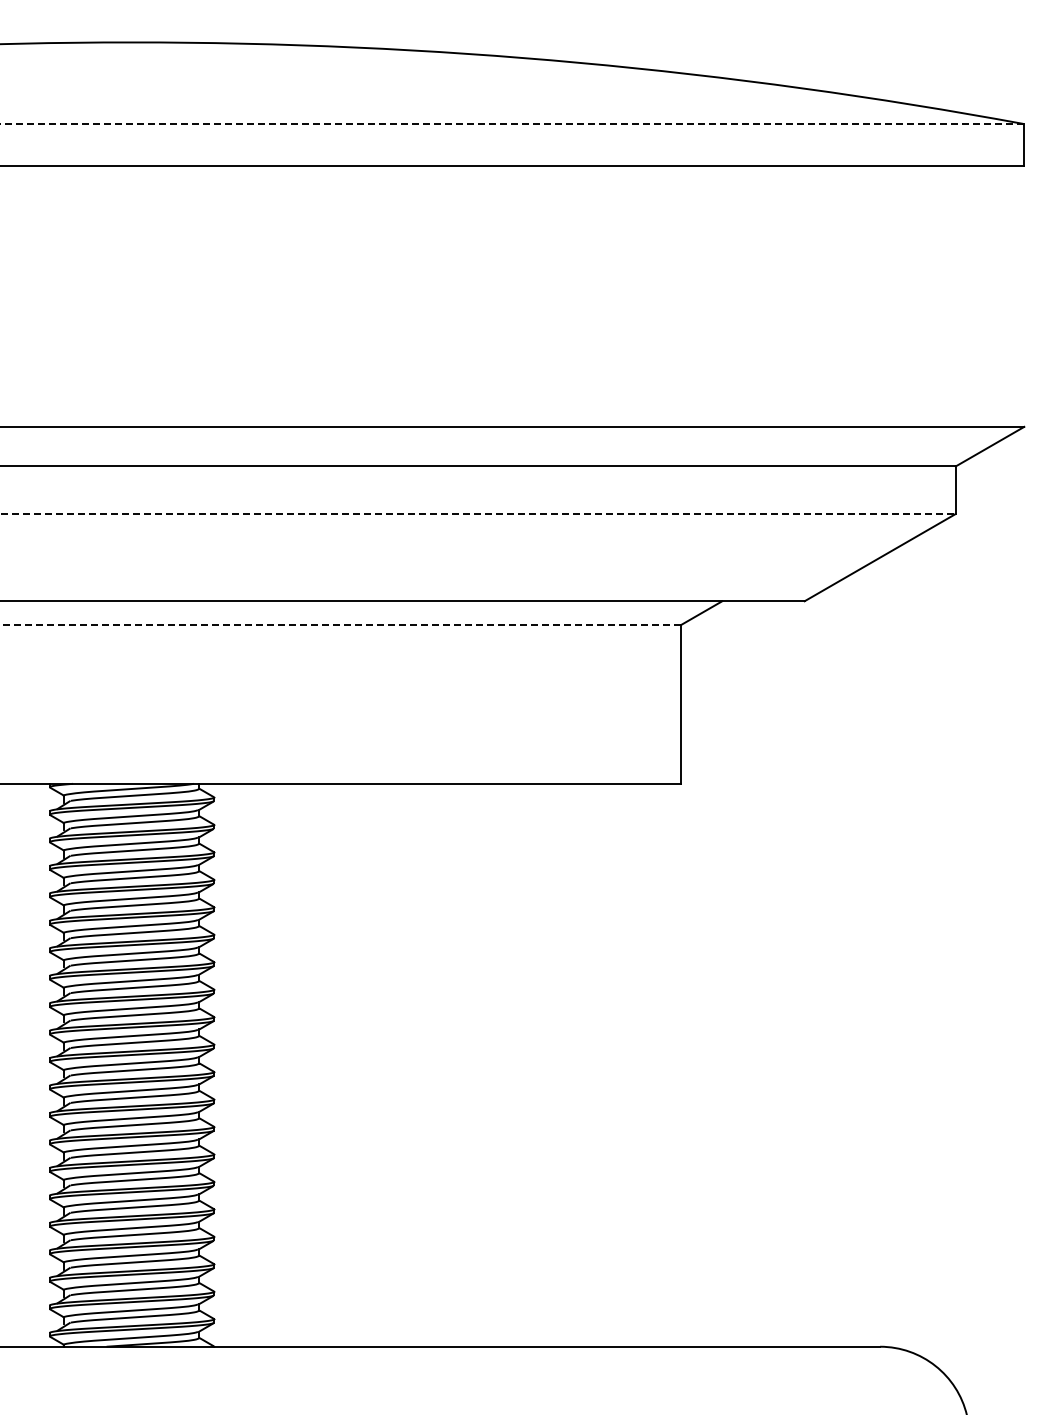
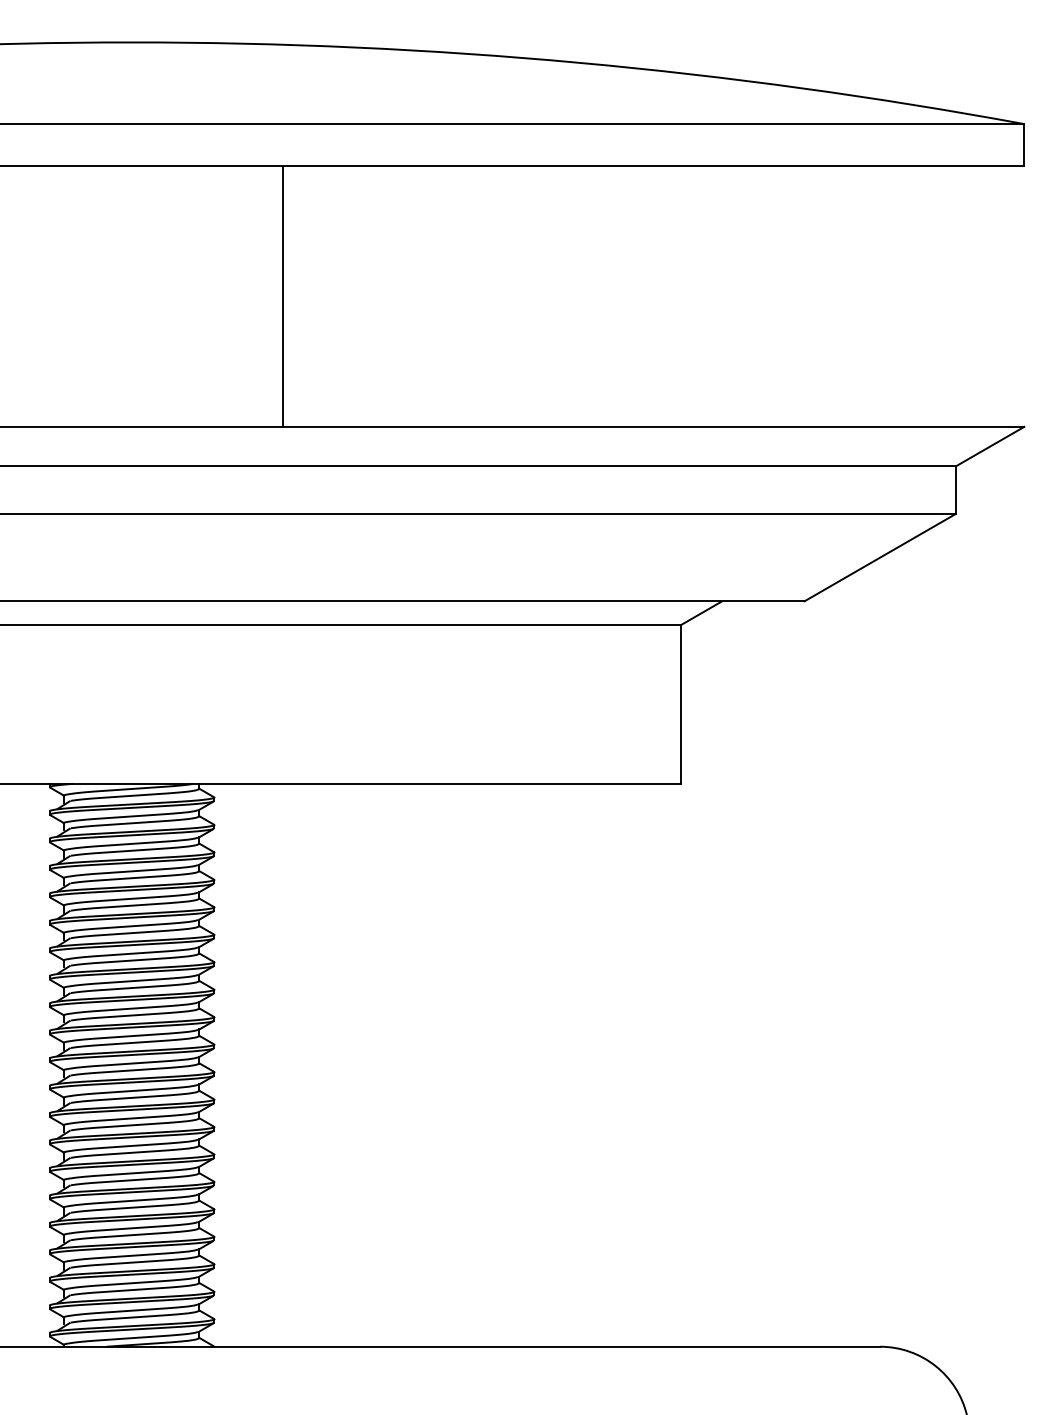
line: dashed -> solid (512, 124)
line: none -> present (282, 296)
line: dashed -> solid (478, 514)
line: dashed -> solid (340, 625)
